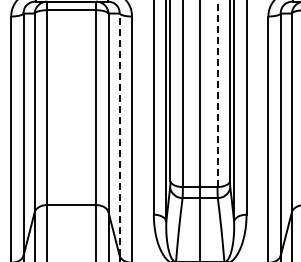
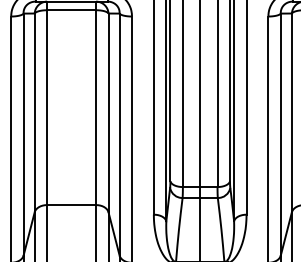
line: dashed -> solid (217, 93)
line: dashed -> solid (119, 134)
